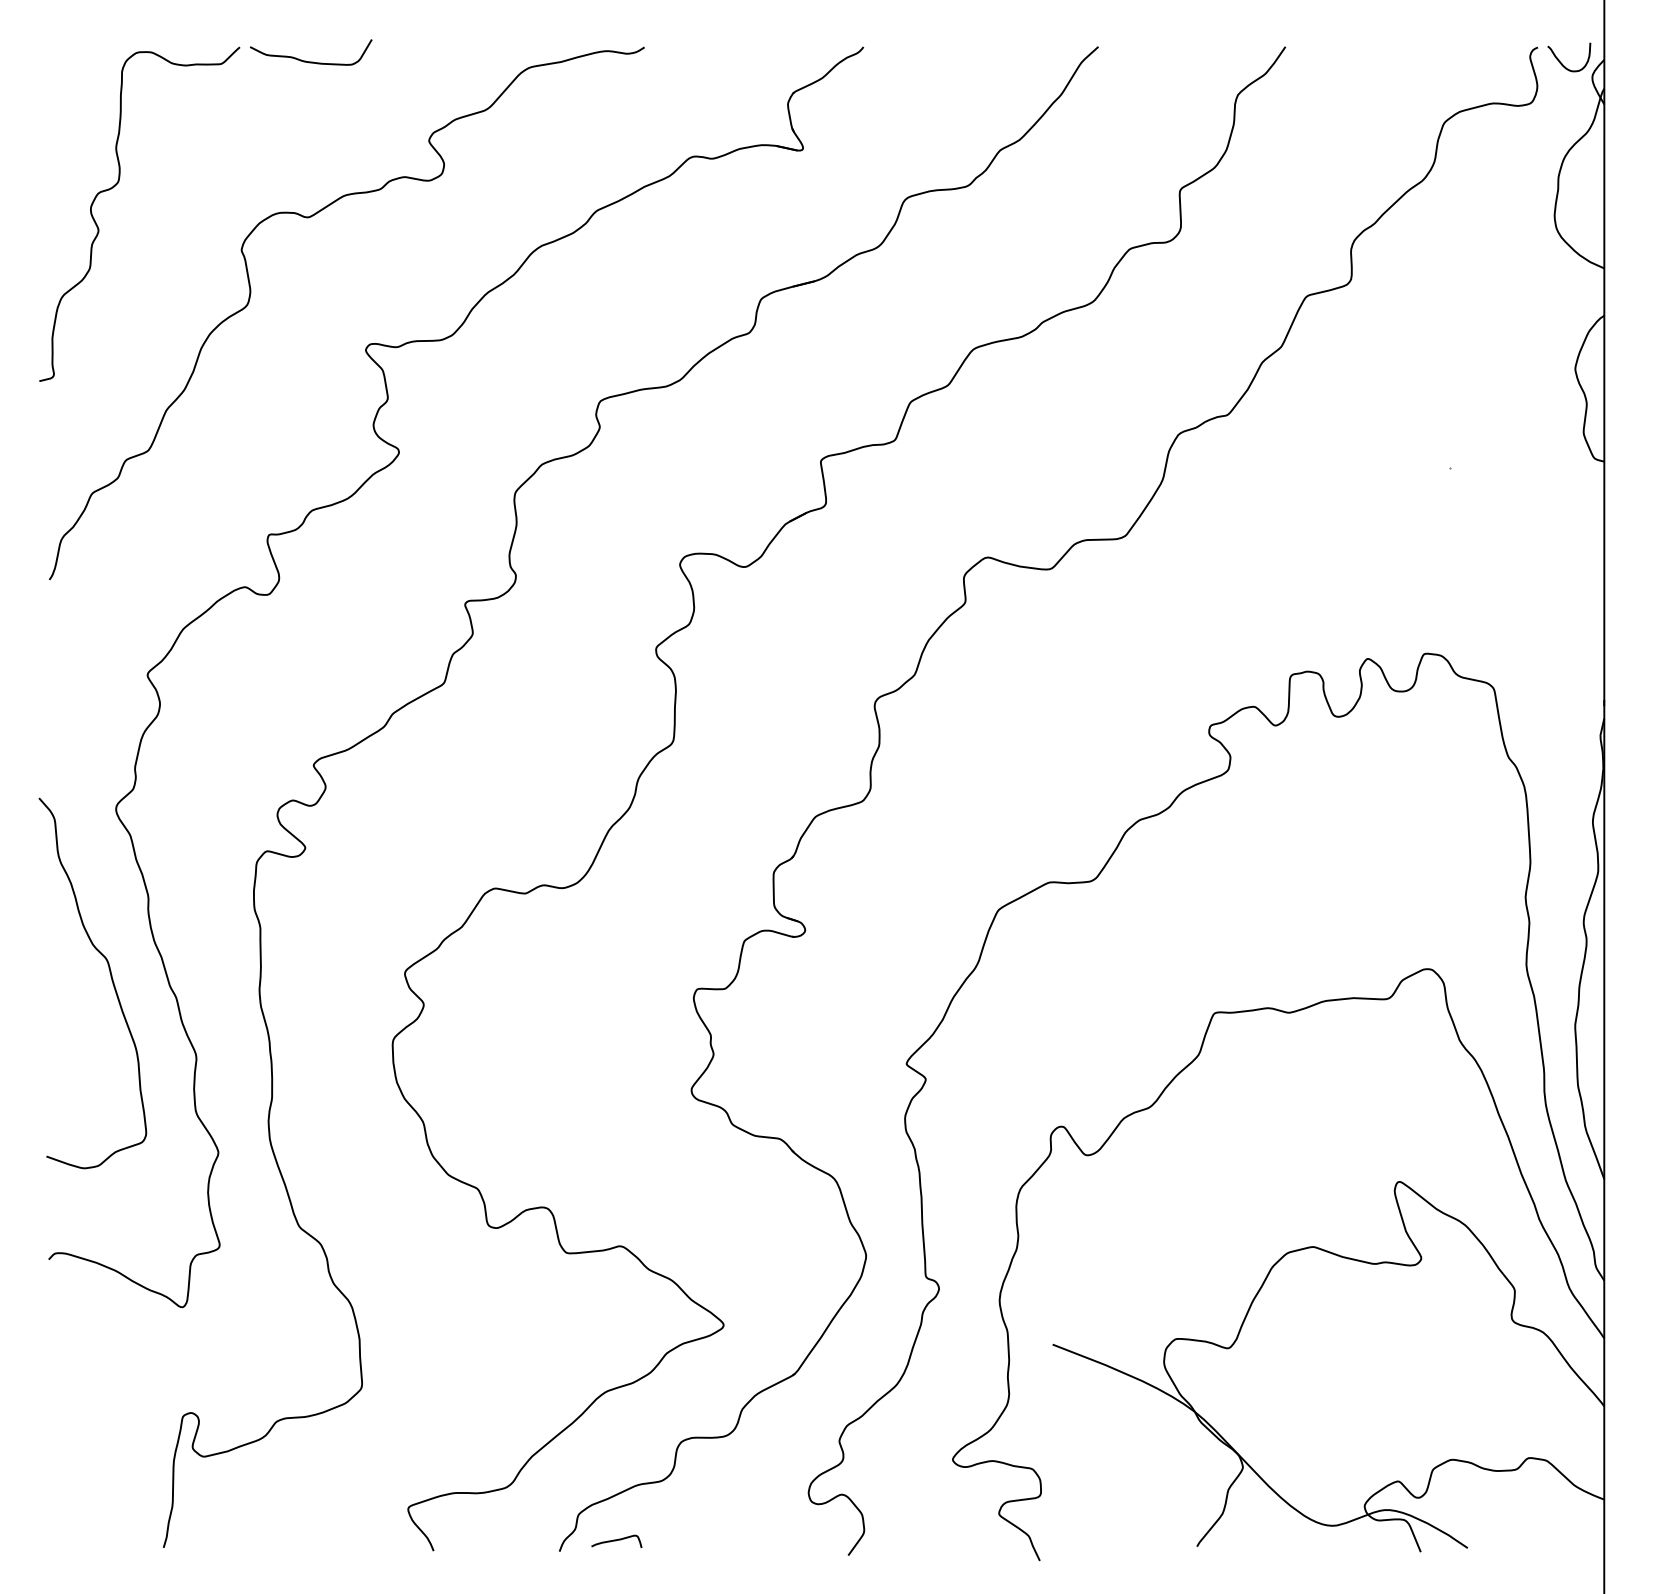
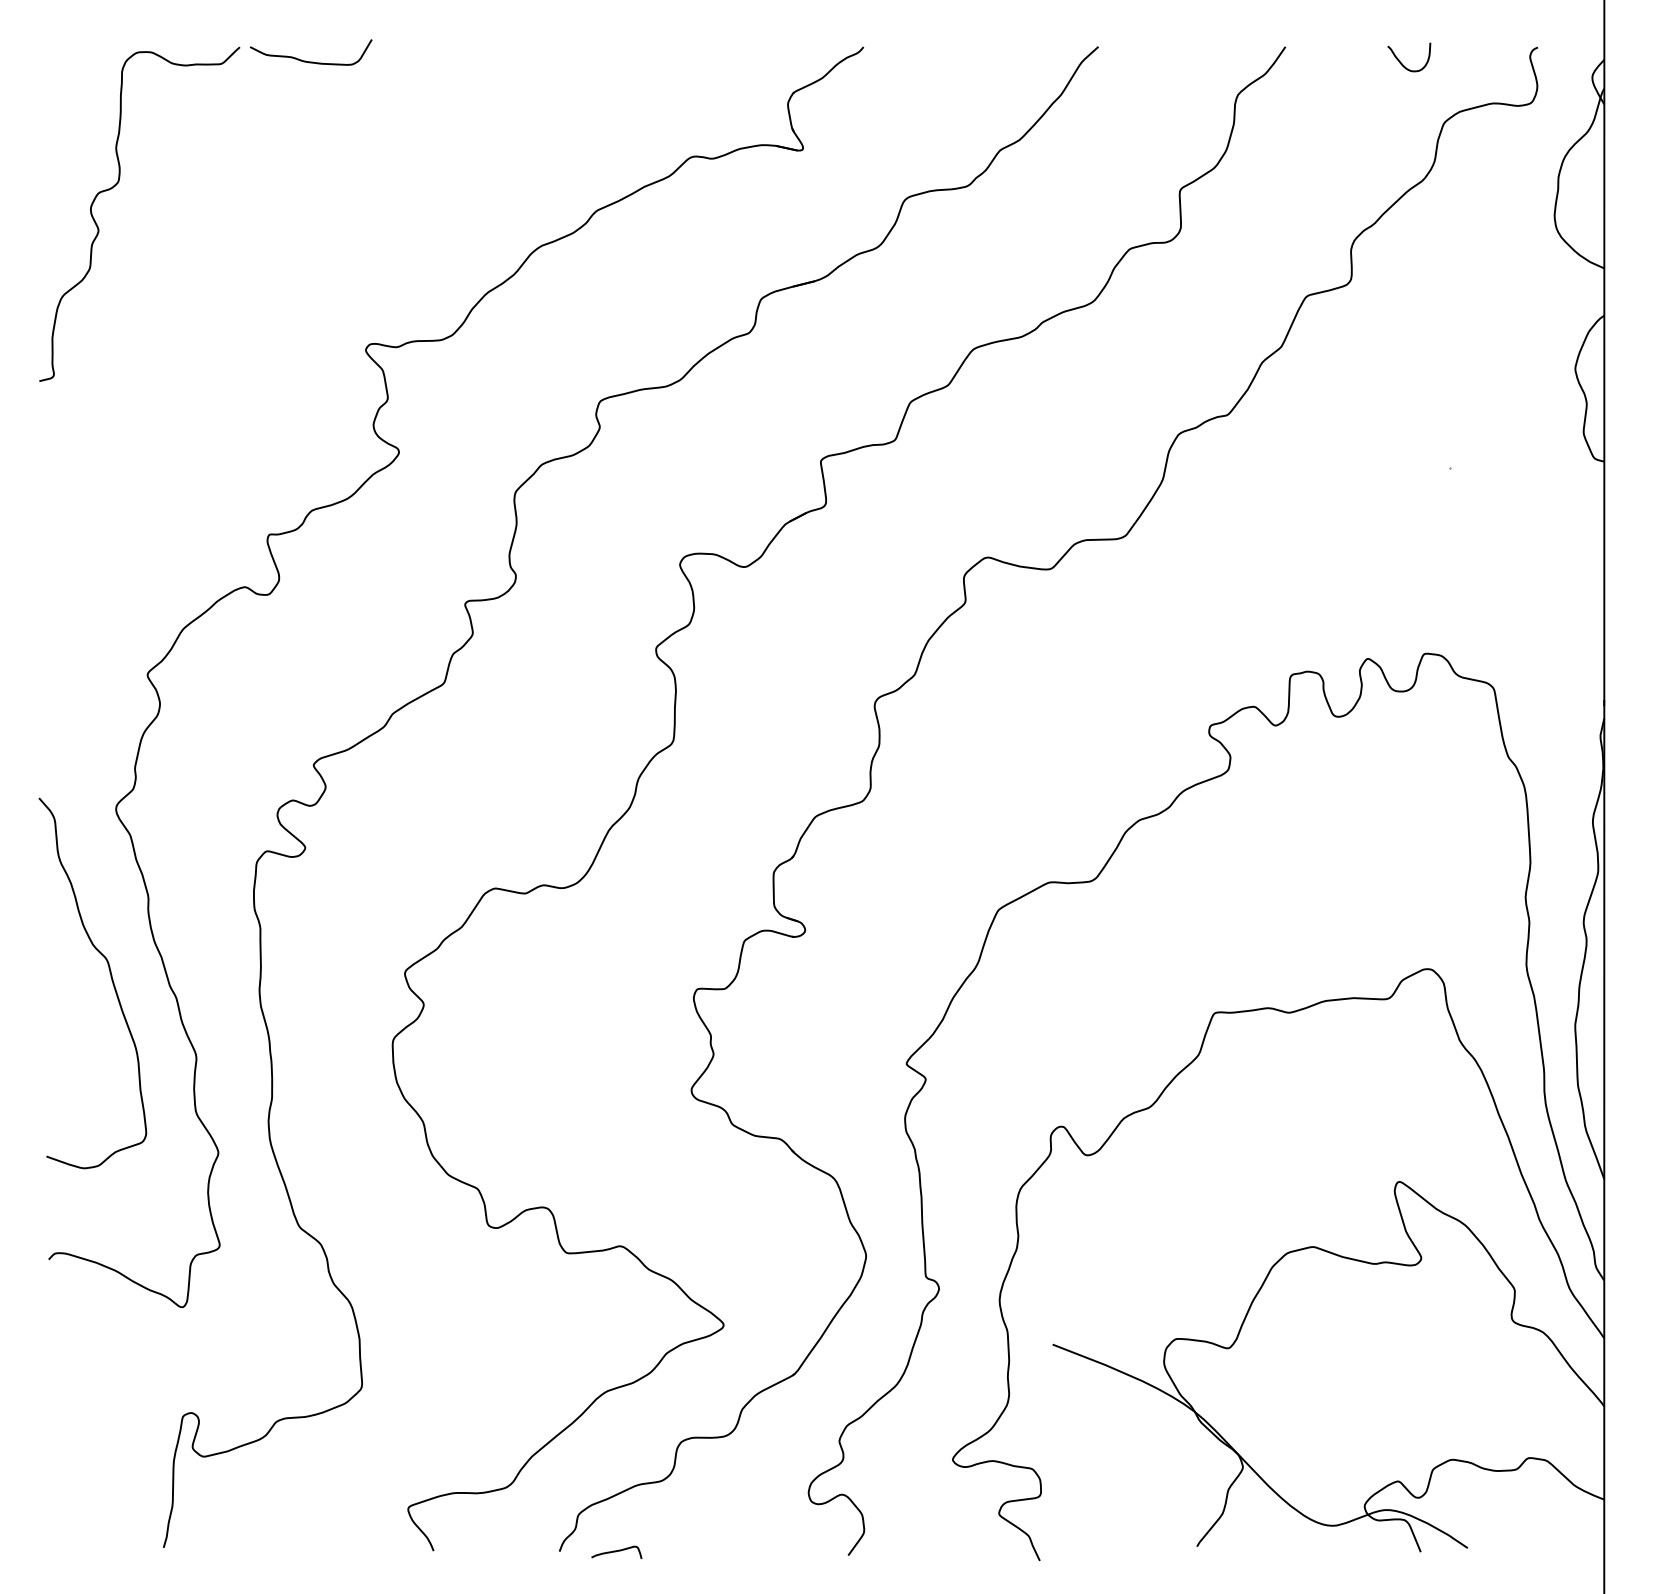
curve position: (1562, 63) -> (1402, 63) (1402, 63)
curve: present -> none (250, 299)
curve position: (616, 1540) -> (616, 1551) (616, 1551)
